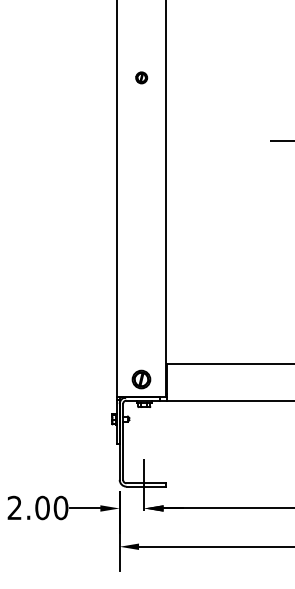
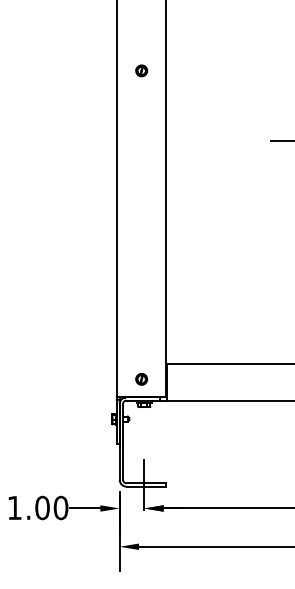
part position: (141, 77) -> (141, 70) (141, 70)
part size: 21x21 px -> 14x14 px (141, 378)
text: 2.00 -> 1.00 (14, 507)
